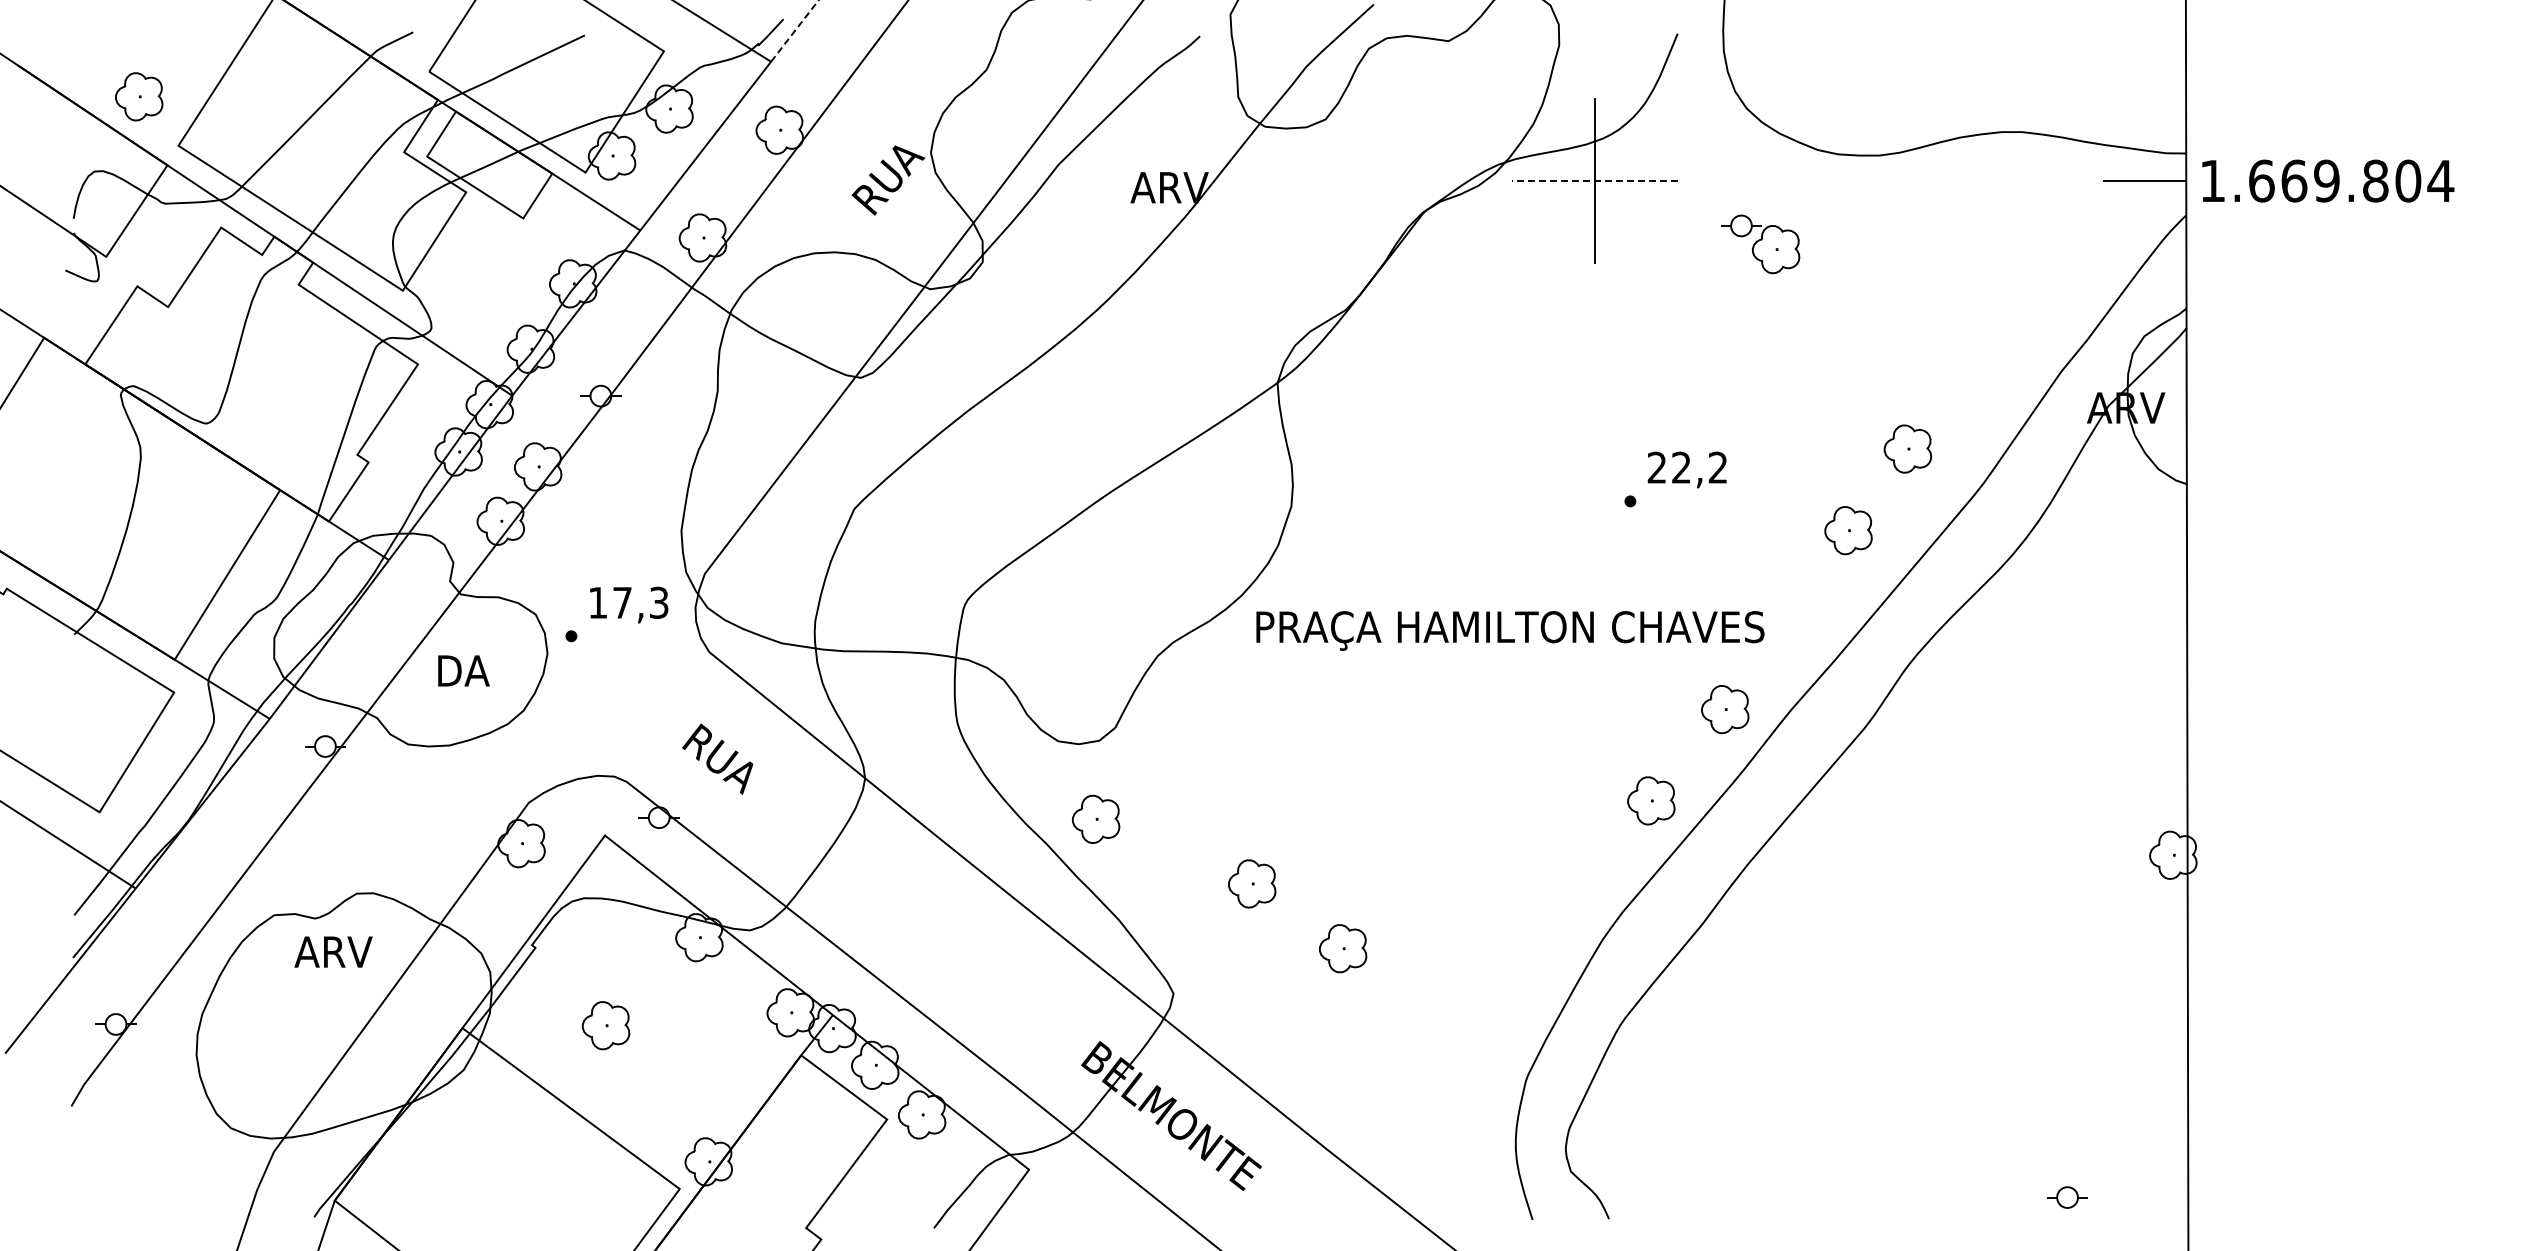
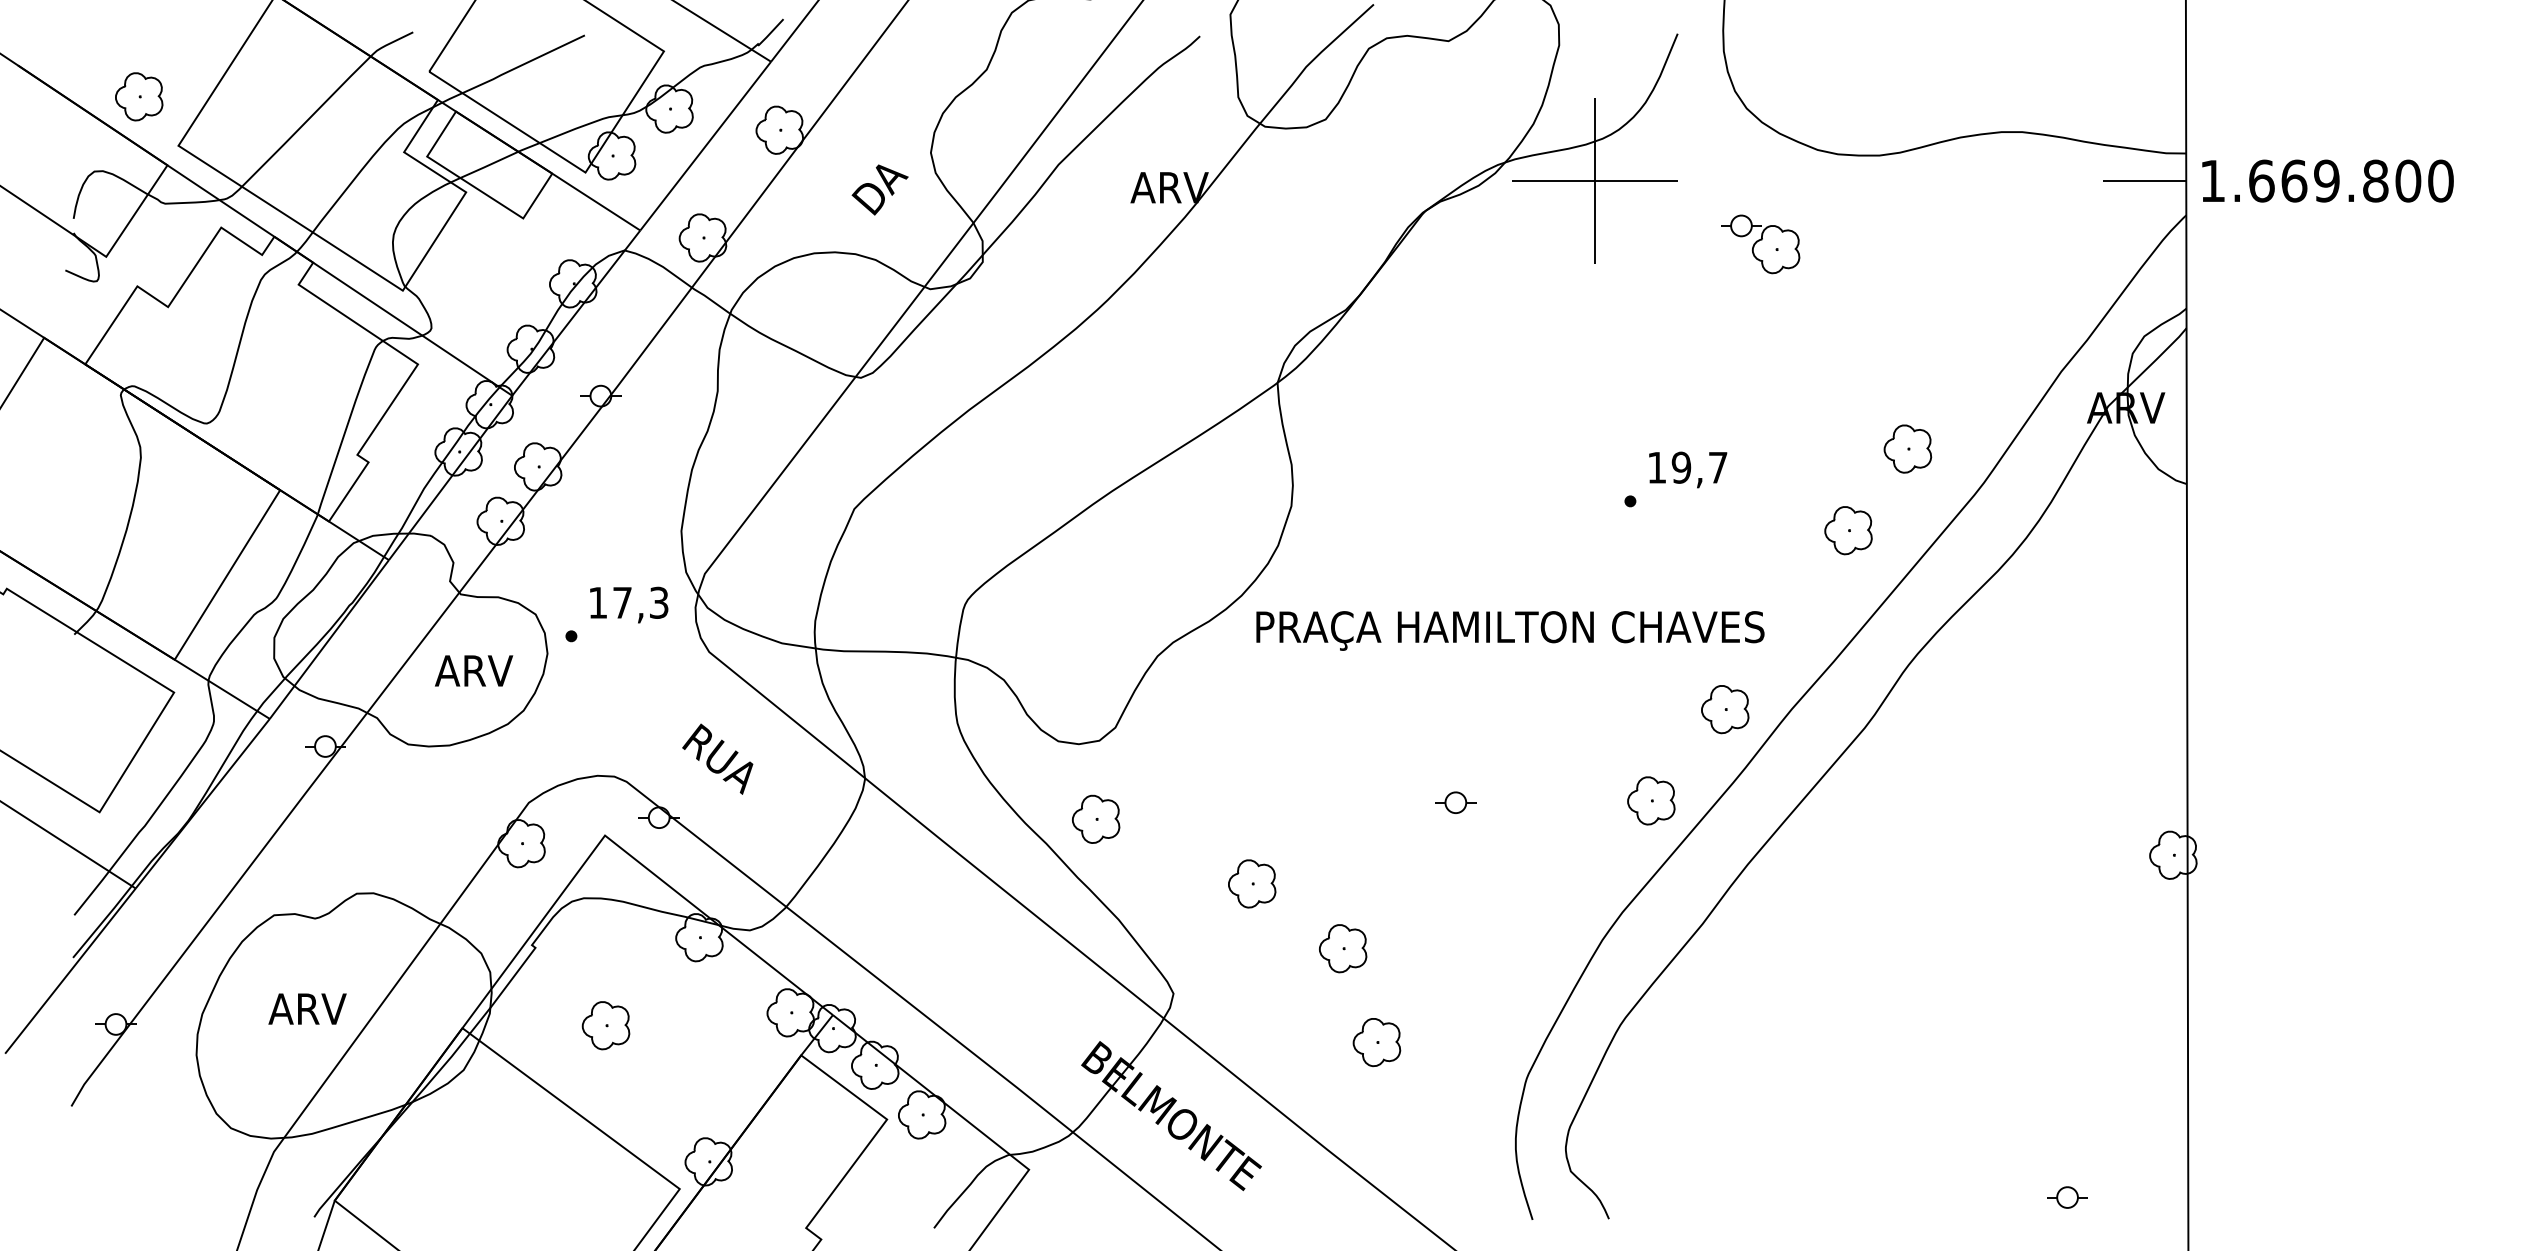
line: dashed -> solid (794, 30)
text: RUA -> DA (892, 178)
text: 1.669.804 -> 1.669.800 (2440, 180)
line: dashed -> solid (1594, 181)
text: 22,2 -> 19,7 (1687, 467)
text: DA -> ARV (473, 670)
part: none -> present (1455, 802)
text position: (333, 951) -> (307, 1008) (307, 1008)
part: none -> present (1376, 1042)
